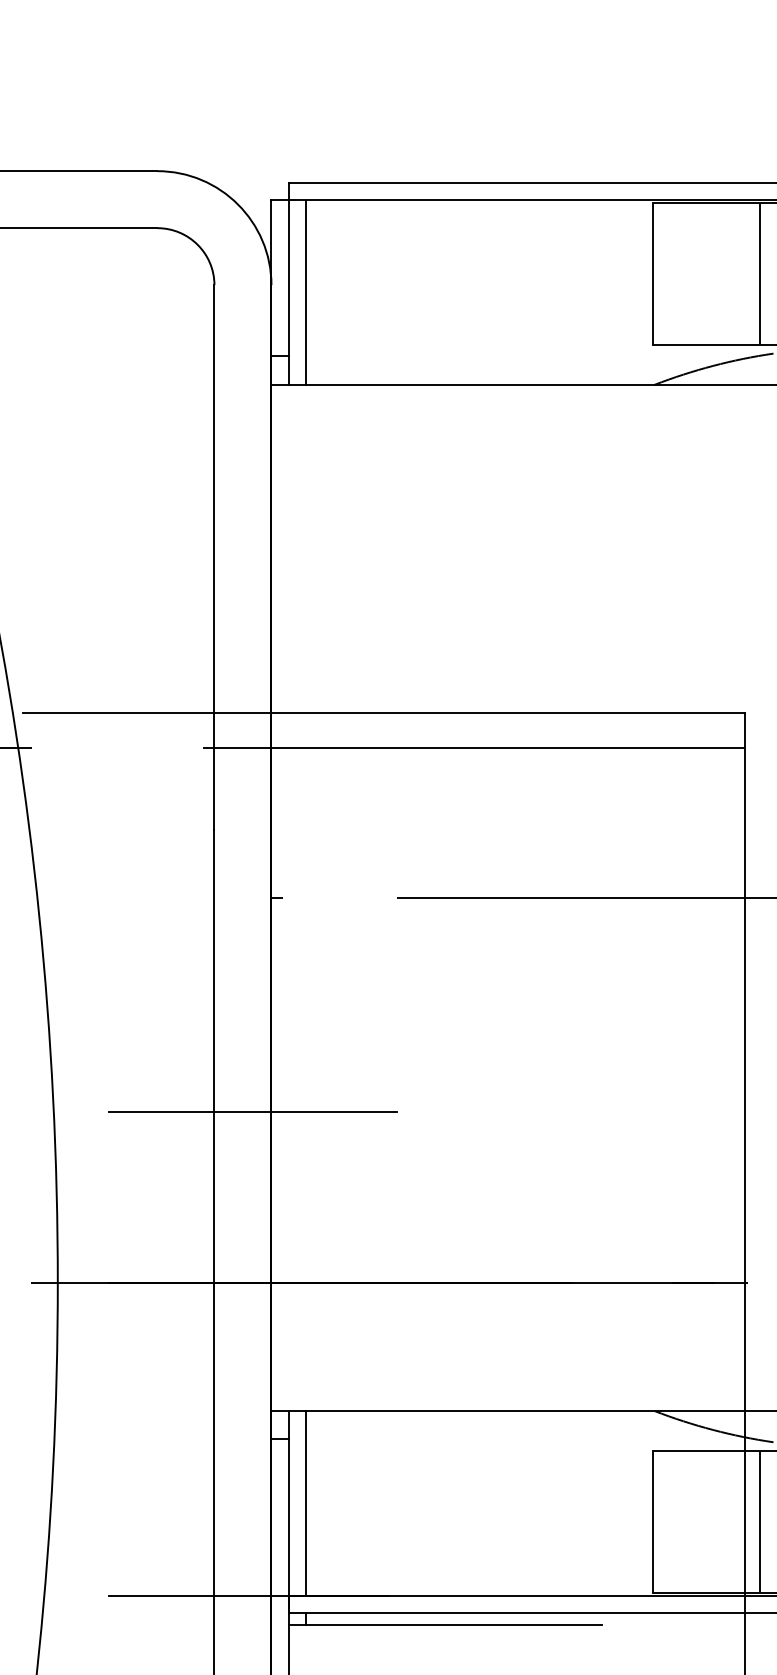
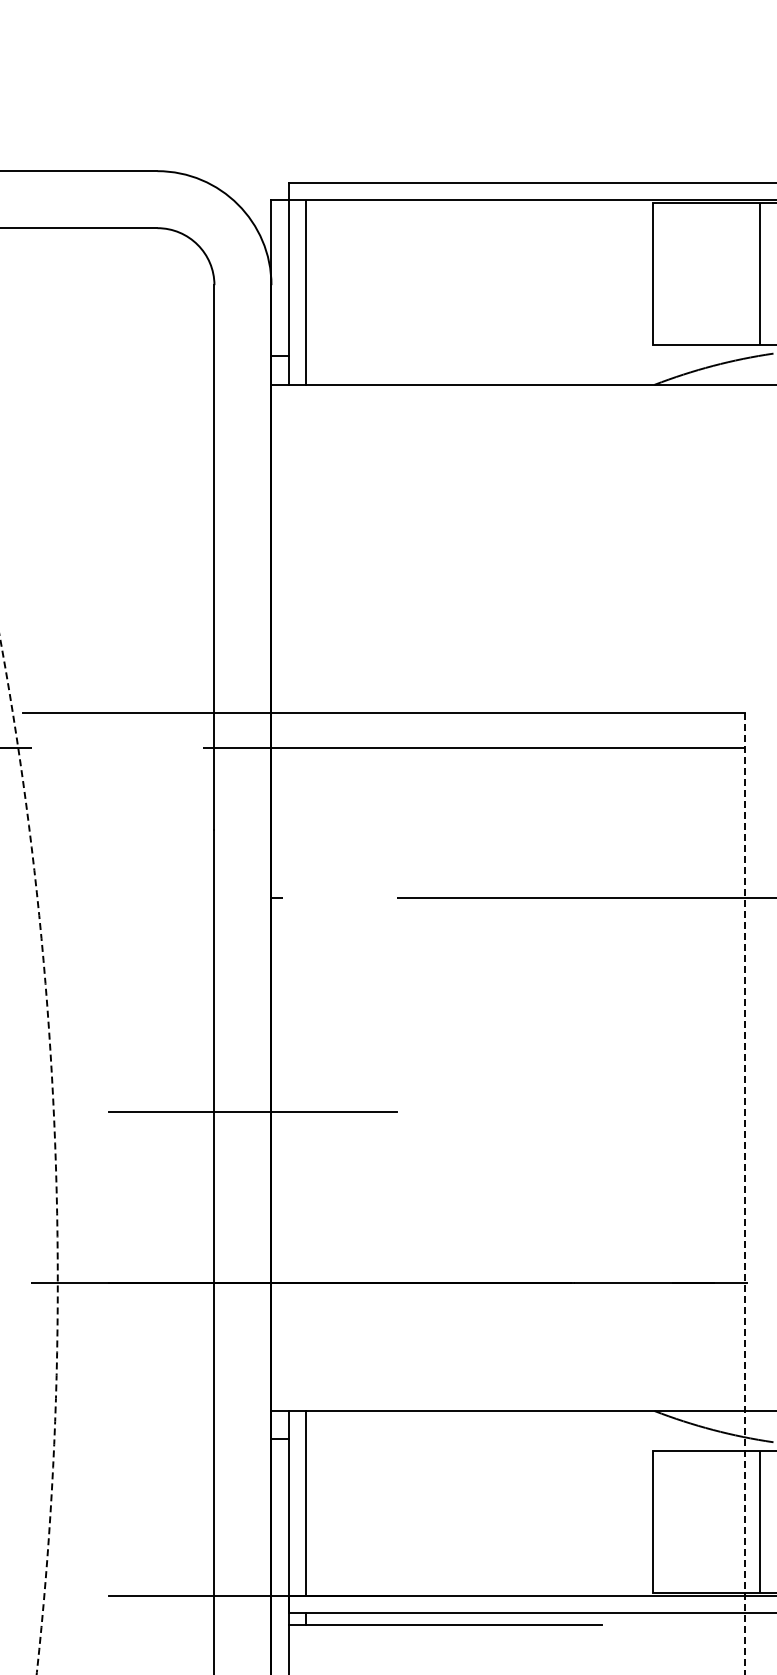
arc: solid -> dashed (55, 1156)
line: solid -> dashed (744, 1194)
